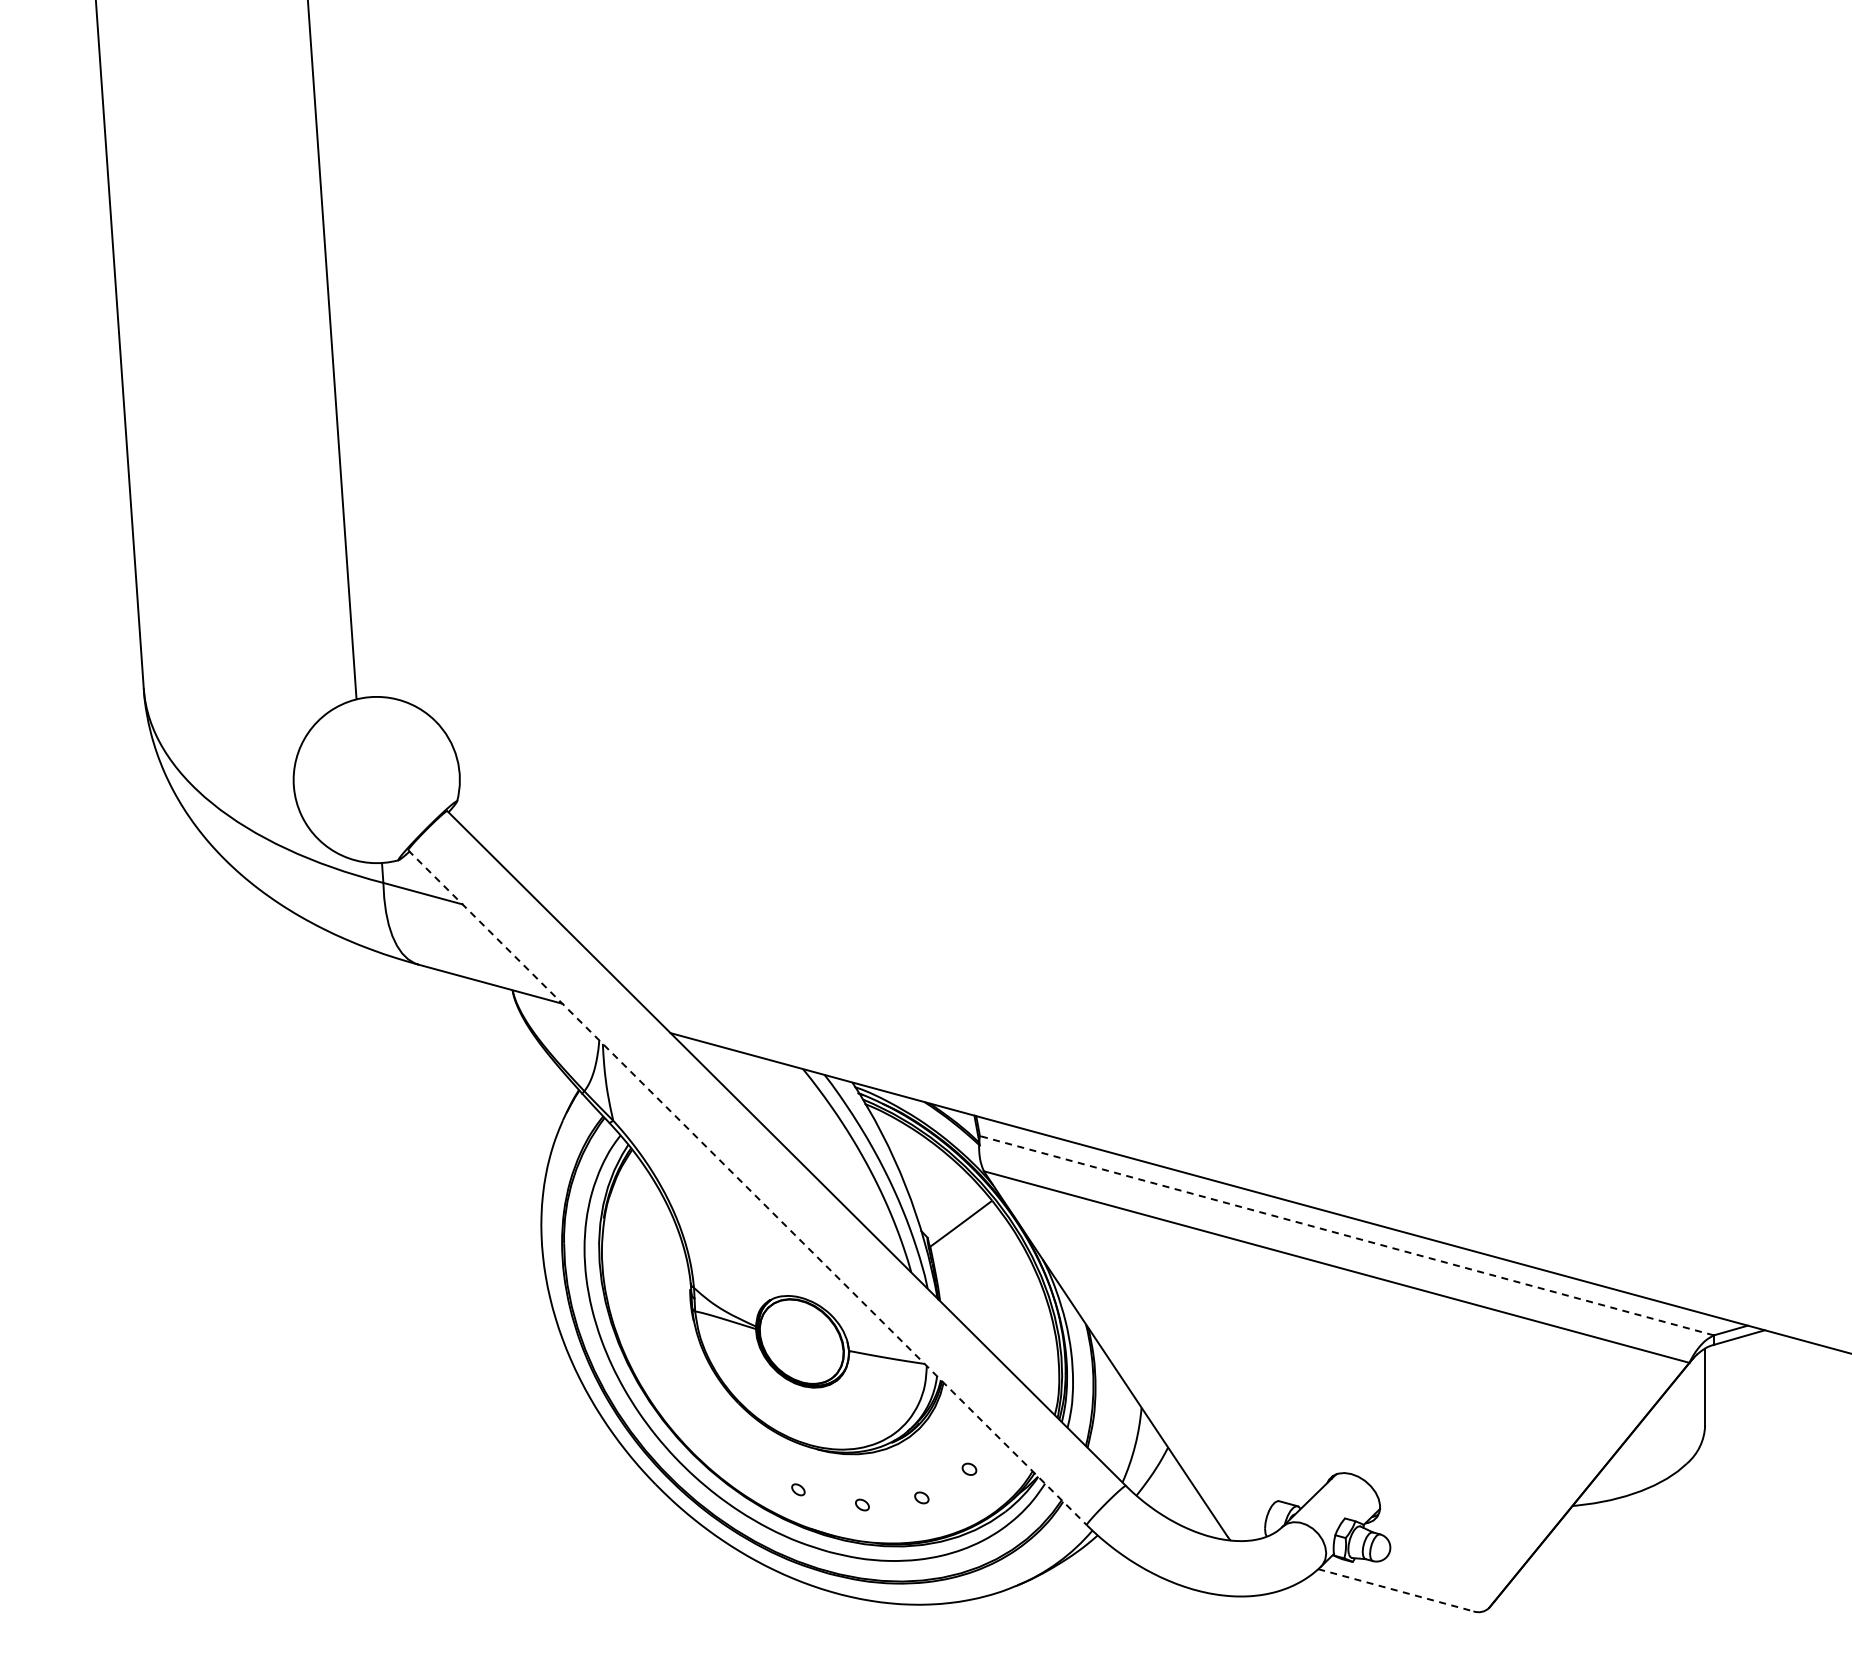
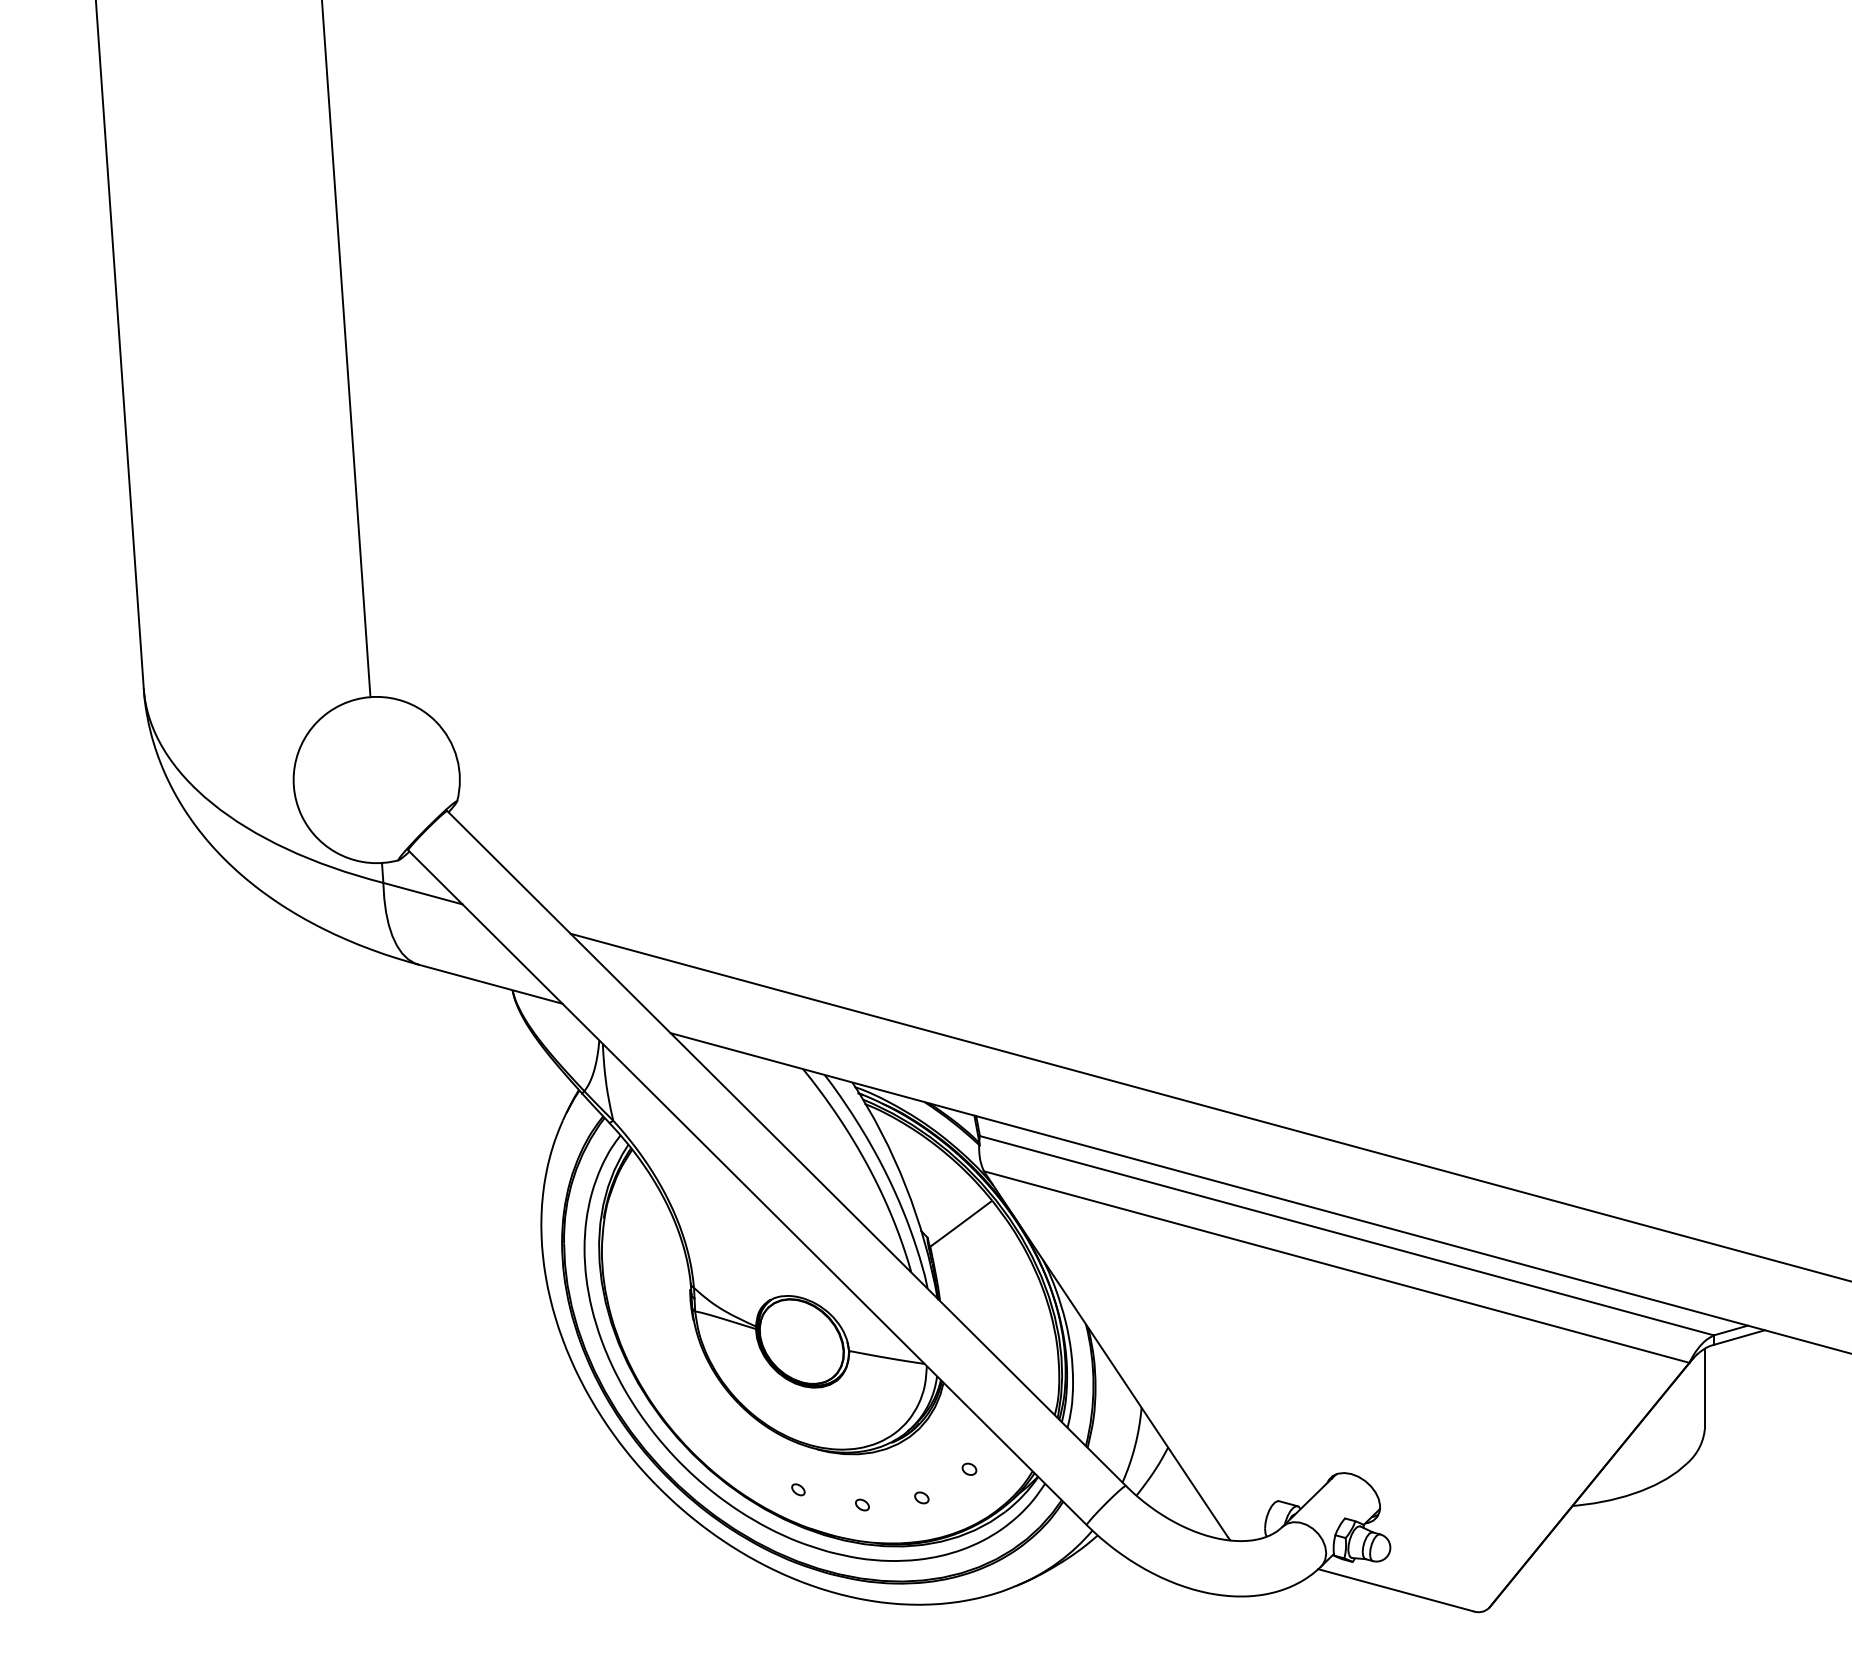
line position: (332, 350) -> (346, 349) (346, 349)
line: none -> present (1209, 1106)
line: dashed -> solid (747, 1188)
line: dashed -> solid (1346, 1235)
line: dashed -> solid (1396, 1590)
